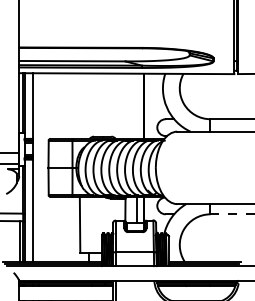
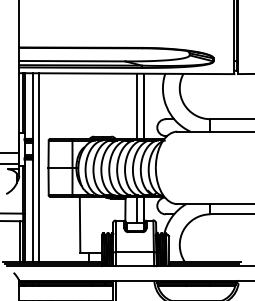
line: none -> present (137, 105)
line: none -> present (39, 167)
line: dashed -> solid (232, 214)
